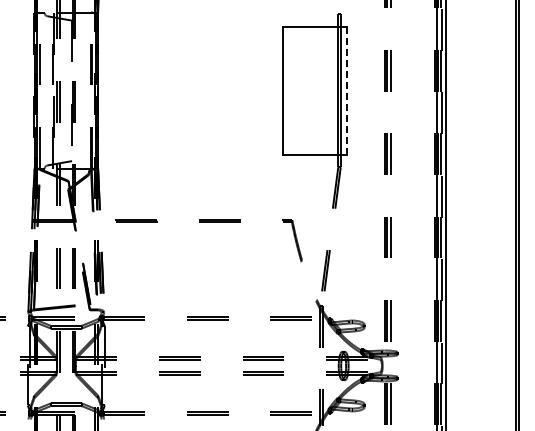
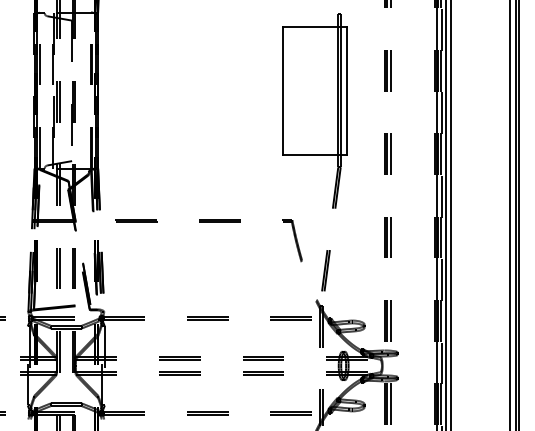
line: dashed -> solid (346, 90)
line: none -> present (451, 214)
line: none -> present (510, 214)
